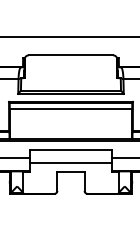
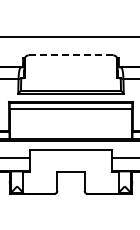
line: solid -> dashed (71, 55)
line: present -> none (70, 162)
